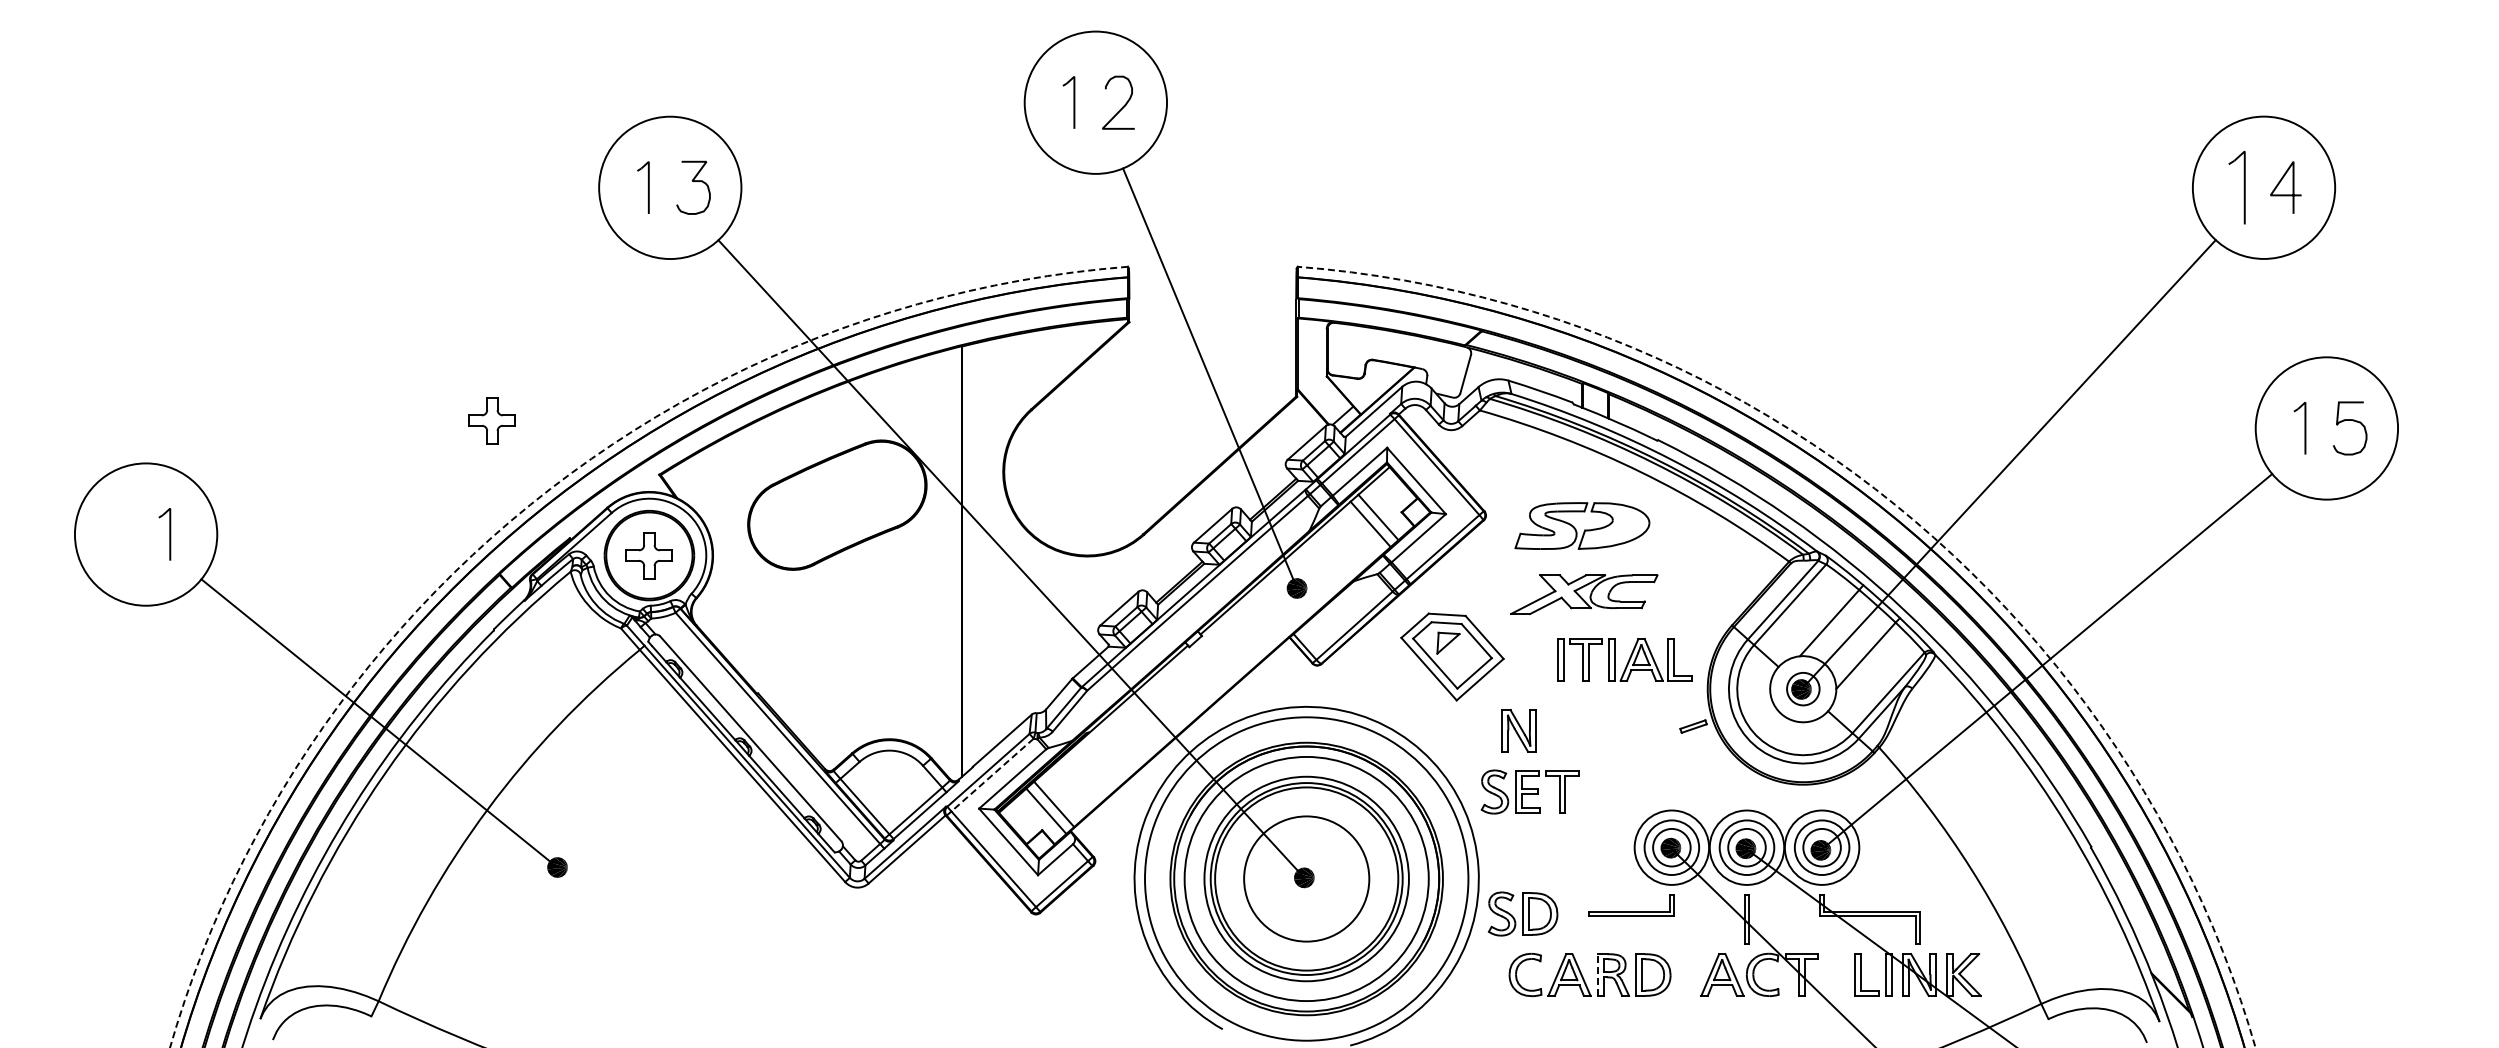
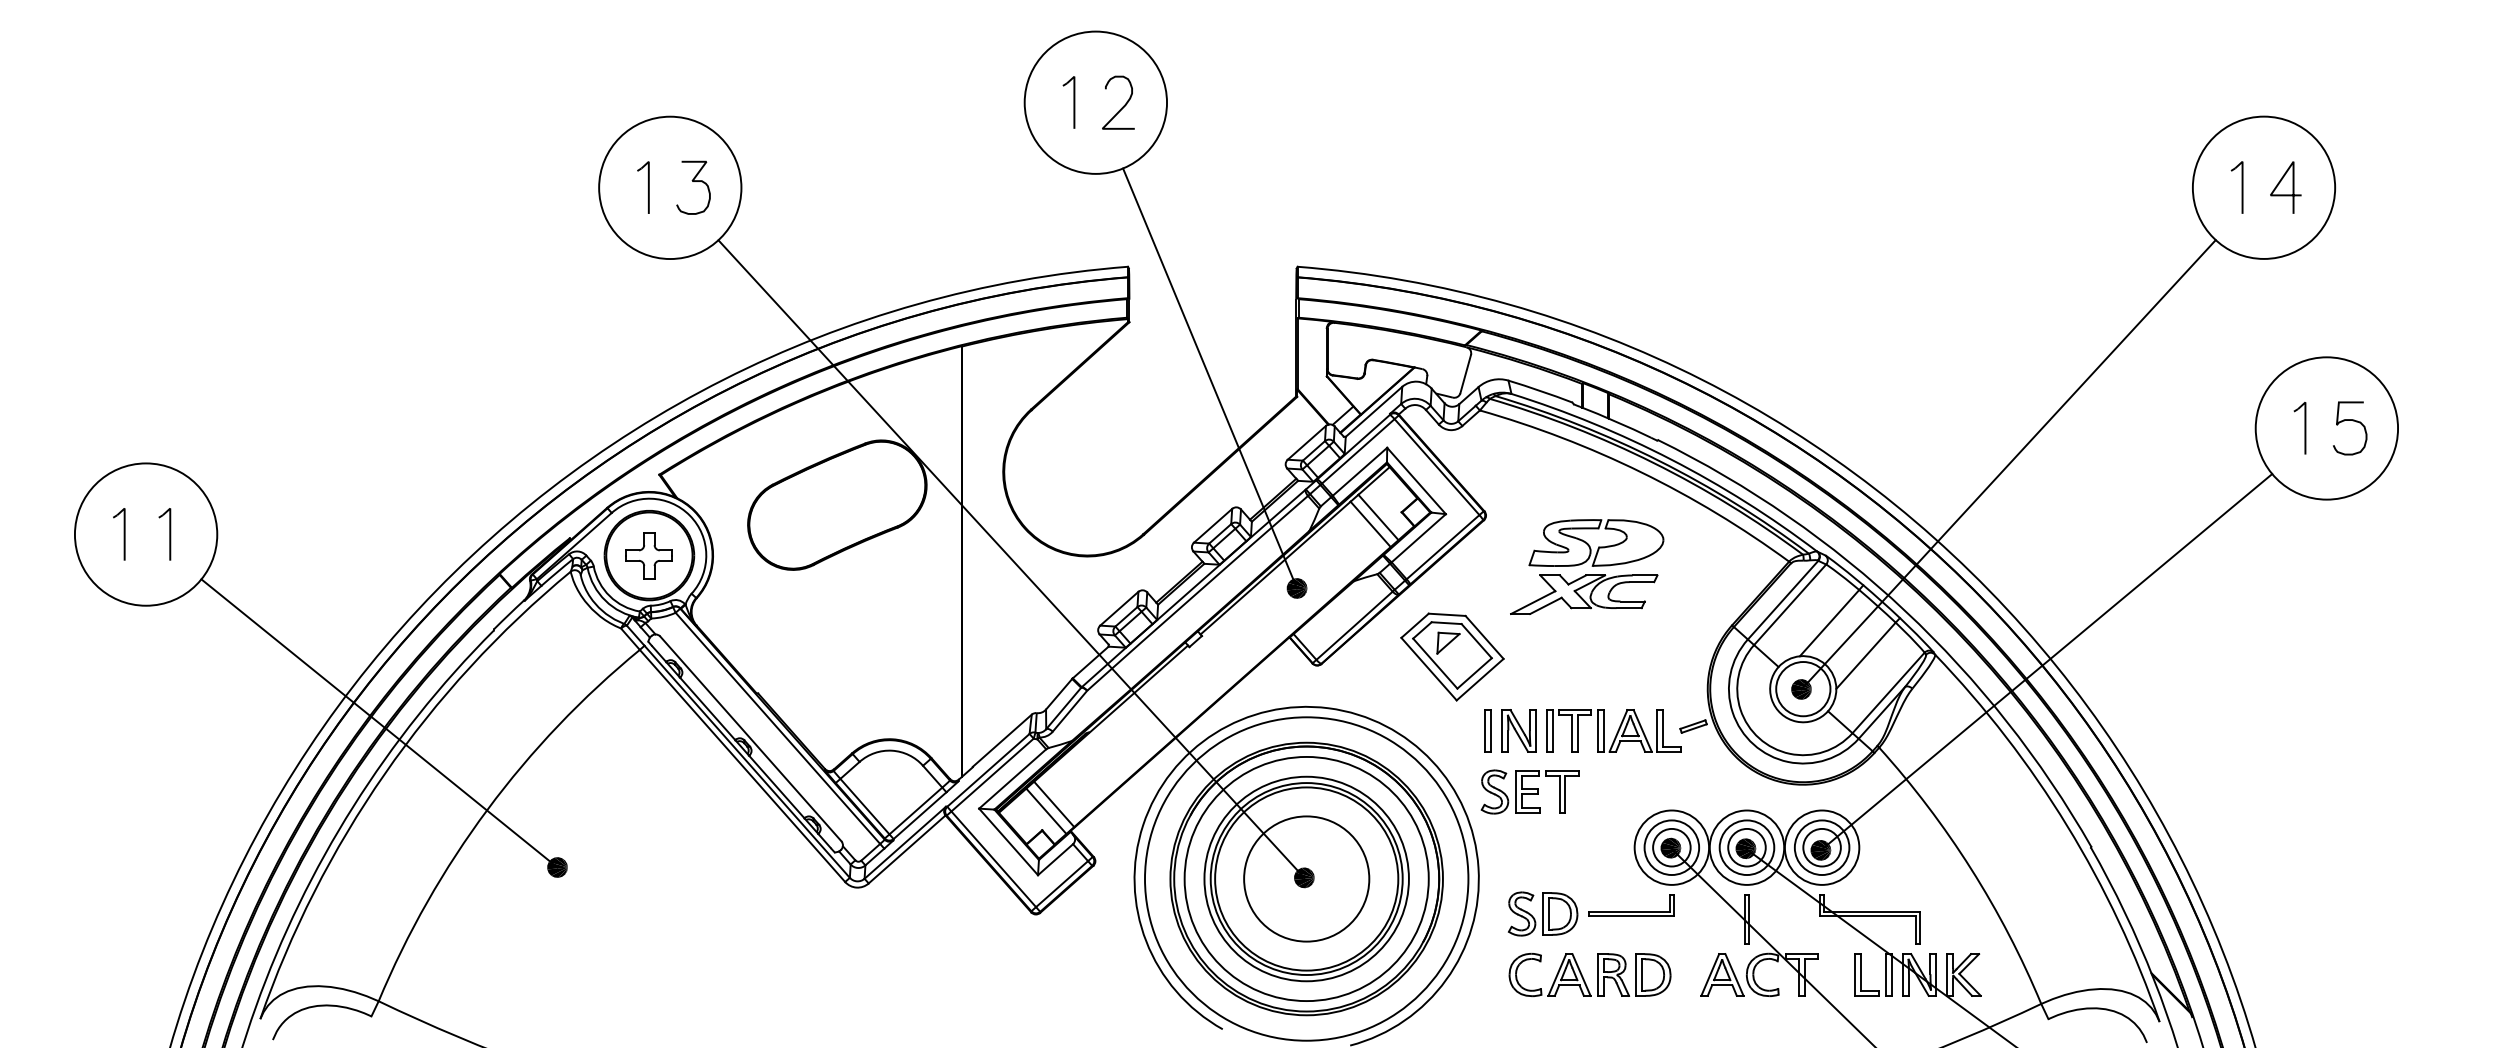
part size: 18x75 px -> 14x53 px (2236, 187)
part: present -> none (491, 420)
part position: (1582, 525) -> (1596, 542) (1596, 542)
part: none -> present (119, 534)
part position: (1624, 659) -> (1613, 730) (1613, 730)
circle diameter: 33 px -> 54 px (1803, 689)
part: none -> present (1487, 730)
line: dashed -> solid (992, 775)
part position: (1523, 913) -> (1543, 913) (1543, 913)
line: dashed -> solid (1597, 975)
arc: dashed -> solid (2255, 1047)
